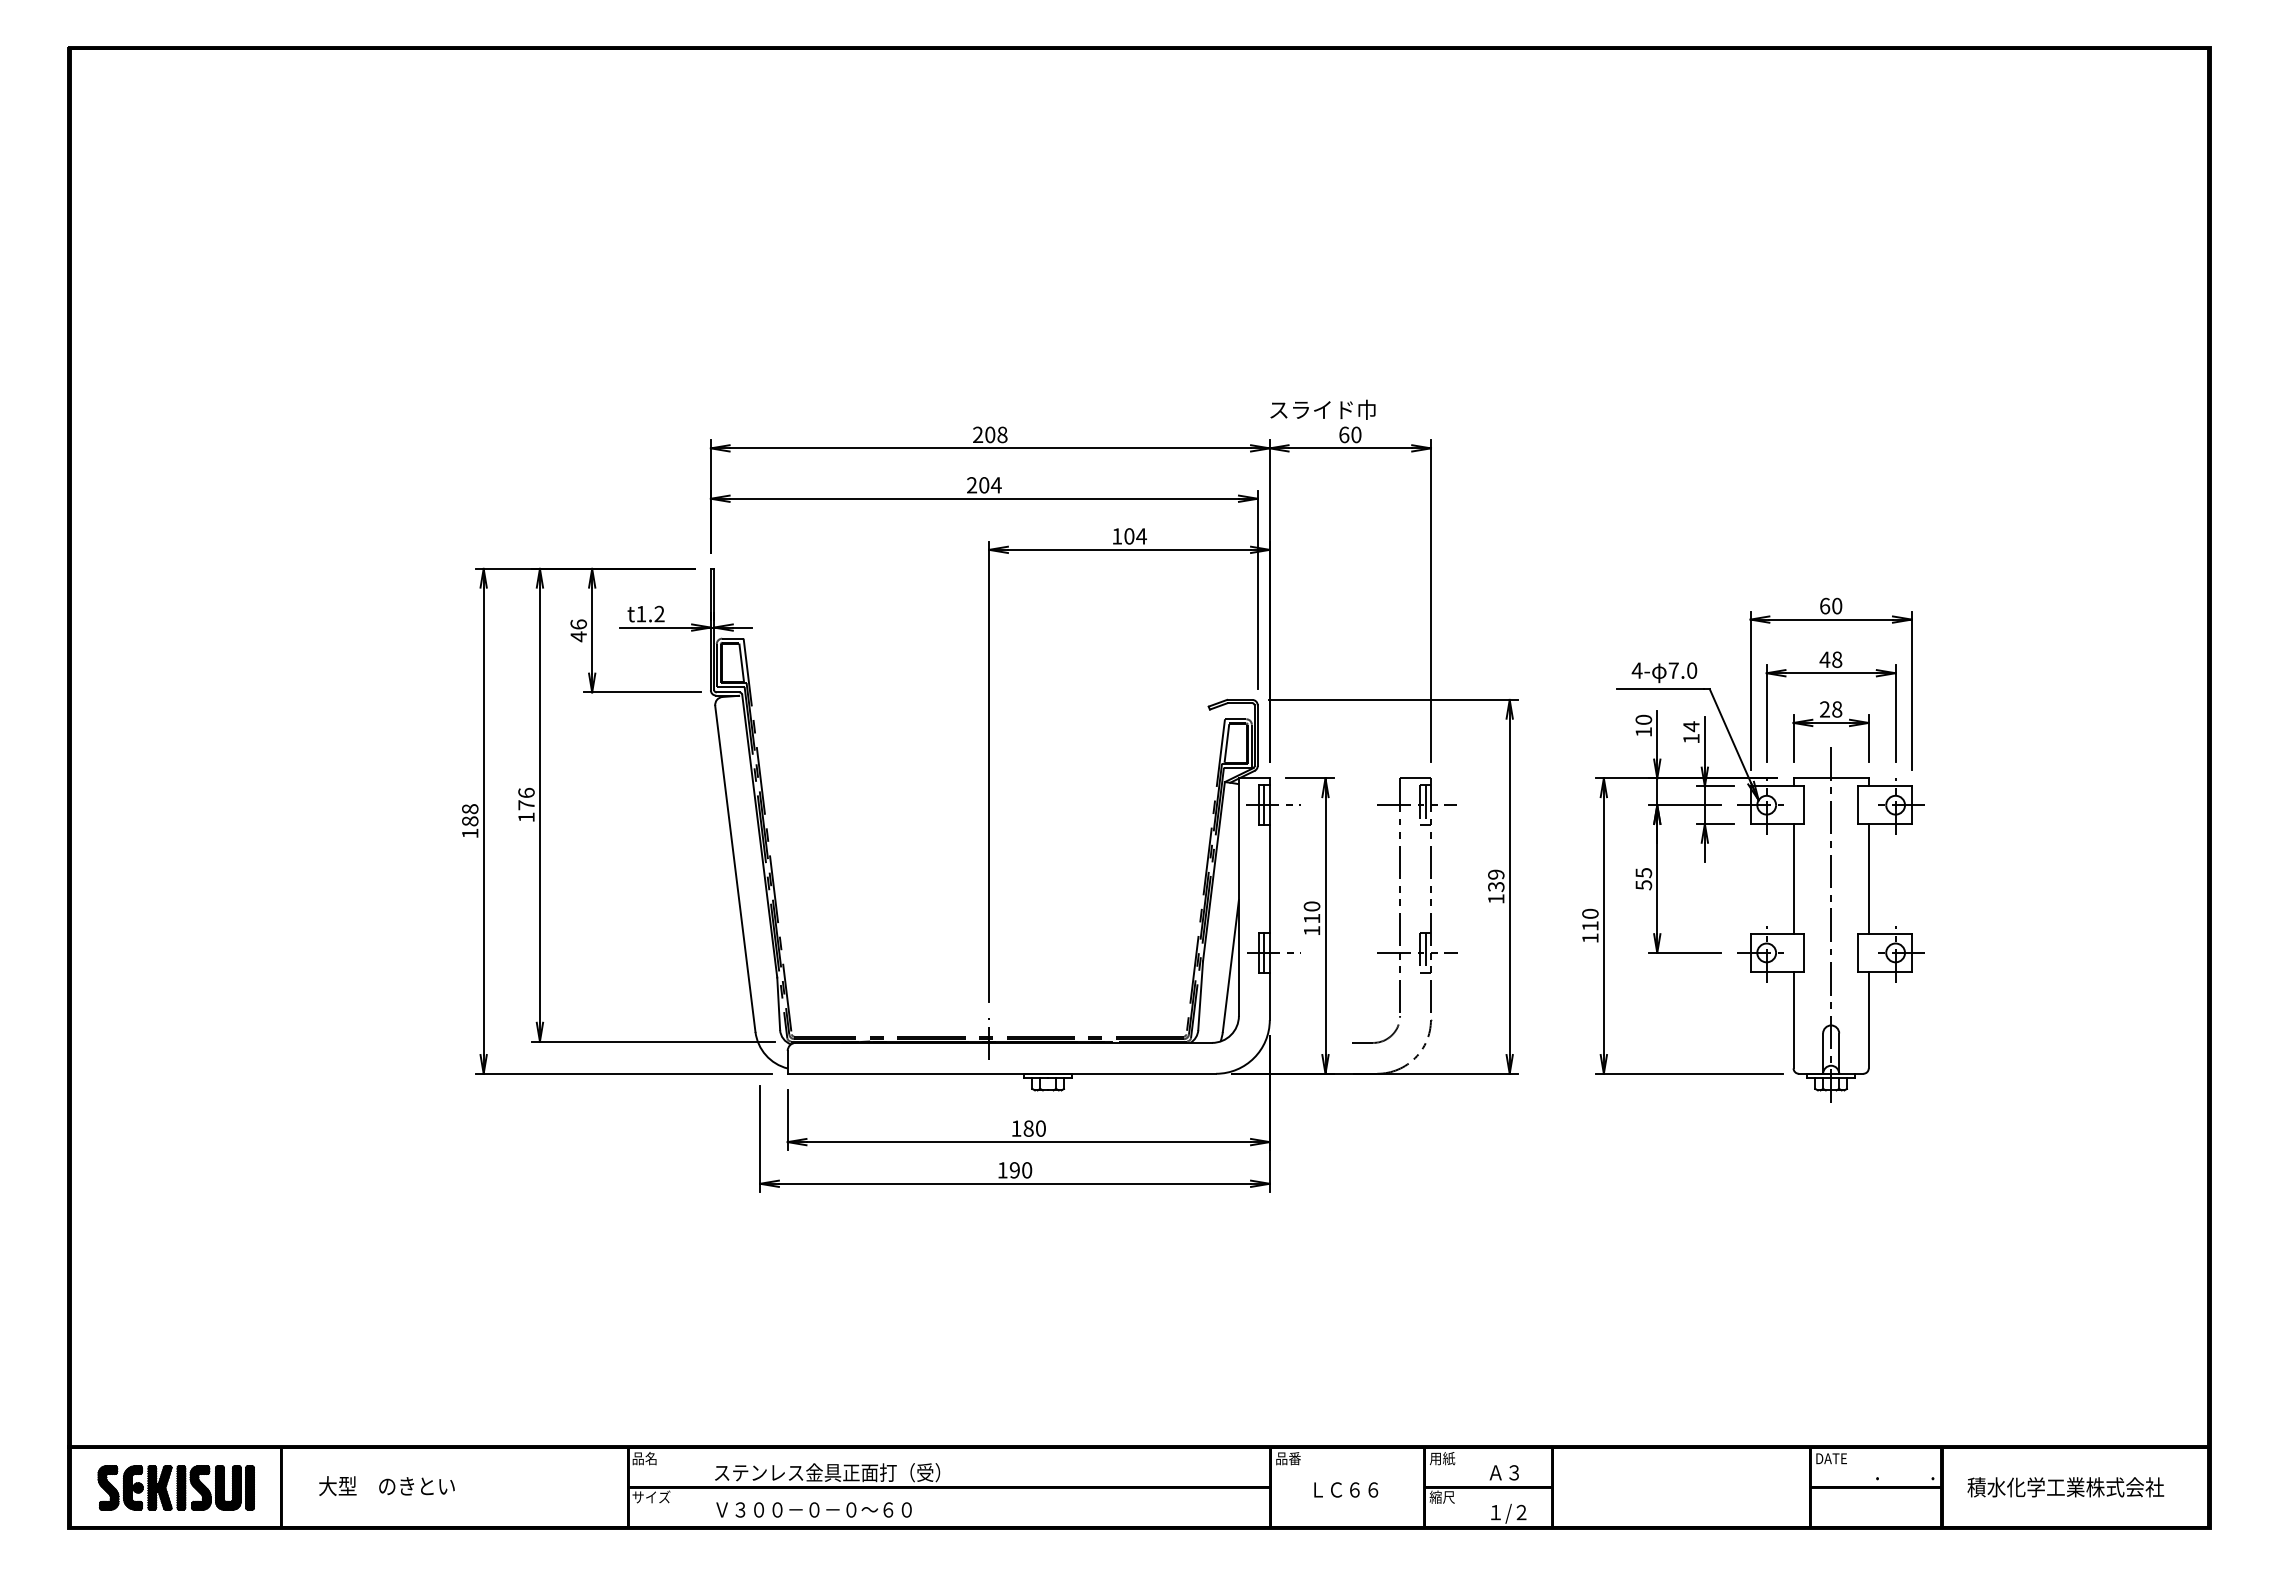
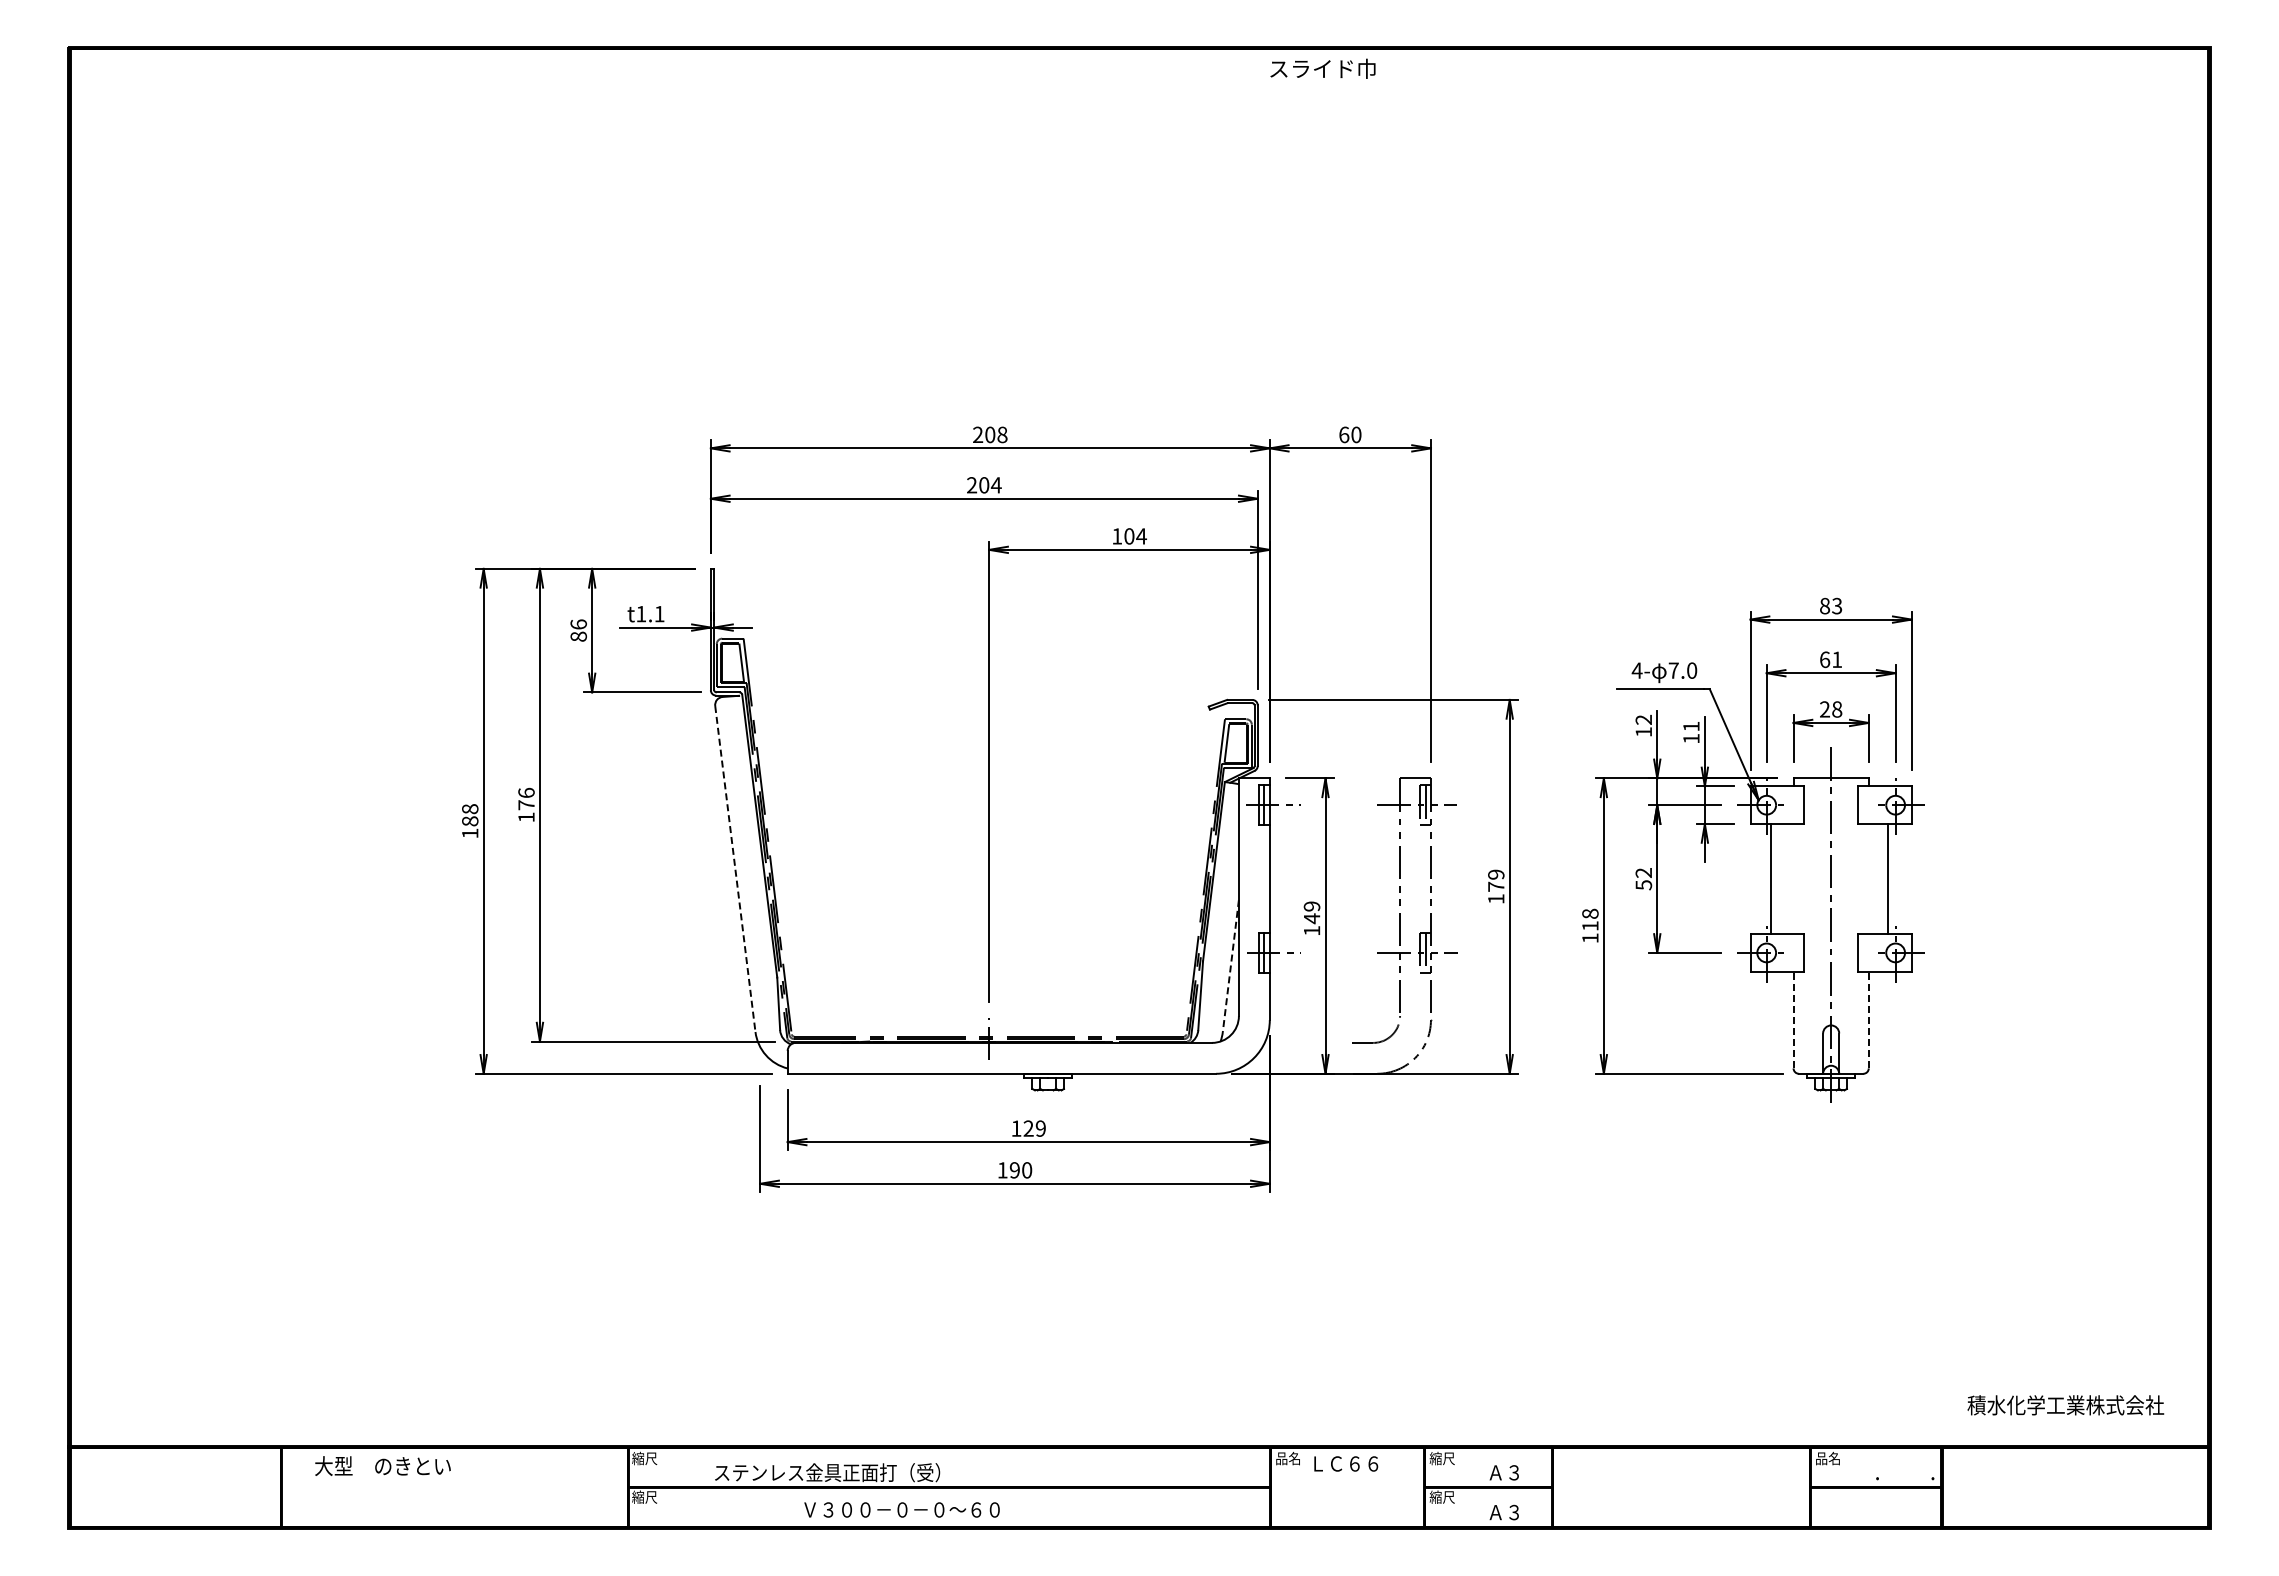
text position: (1322, 409) -> (1322, 68) (1322, 68)
text: 60 -> 83 (1831, 605)
text: t1.2 -> t1.1 (659, 613)
text: 46 -> 86 (578, 636)
text: 48 -> 61 (1830, 659)
text: 10 -> 12 (1643, 719)
text: 14 -> 11 (1691, 726)
line: solid -> dashed (735, 869)
text: 55 -> 52 (1643, 873)
line position: (1793, 879) -> (1770, 879) (1770, 879)
line position: (1868, 879) -> (1887, 879) (1887, 879)
text: 139 -> 179 (1496, 886)
text: 110 -> 149 (1311, 912)
text: 110 -> 118 (1590, 913)
line: solid -> dashed (1230, 965)
line: solid -> dashed (1793, 1019)
line: solid -> dashed (1868, 1019)
text: 180 -> 129 (1034, 1128)
text: 品名 -> 縮尺 (644, 1458)
text: 品番 -> 品名 (1294, 1458)
text: 用紙 -> 縮尺 (1442, 1458)
text: DATE -> 品名 (1831, 1458)
text position: (386, 1485) -> (382, 1465) (382, 1465)
part: present -> none (175, 1487)
text position: (2065, 1487) -> (2065, 1405) (2065, 1405)
text position: (1346, 1489) -> (1346, 1463) (1346, 1463)
text: サイズ -> 縮尺 (651, 1496)
text position: (813, 1509) -> (901, 1509) (901, 1509)
text: １/２ -> Ａ３ (1507, 1513)
